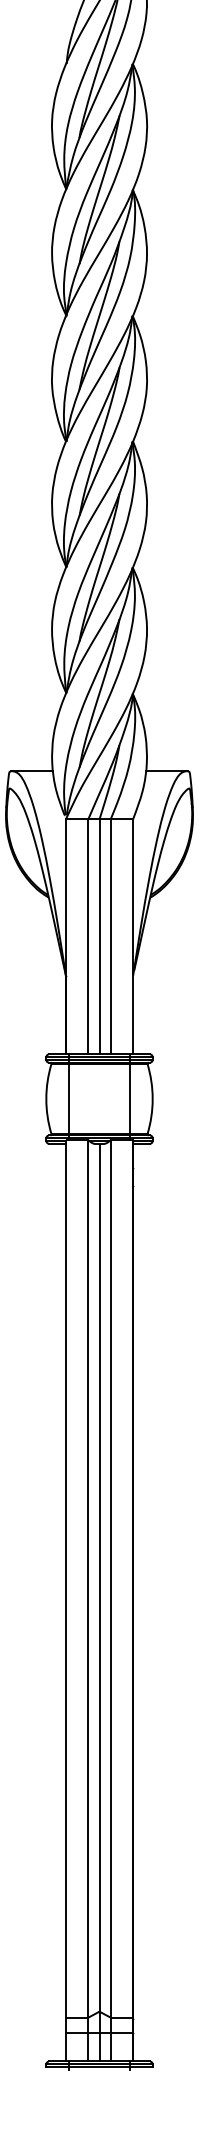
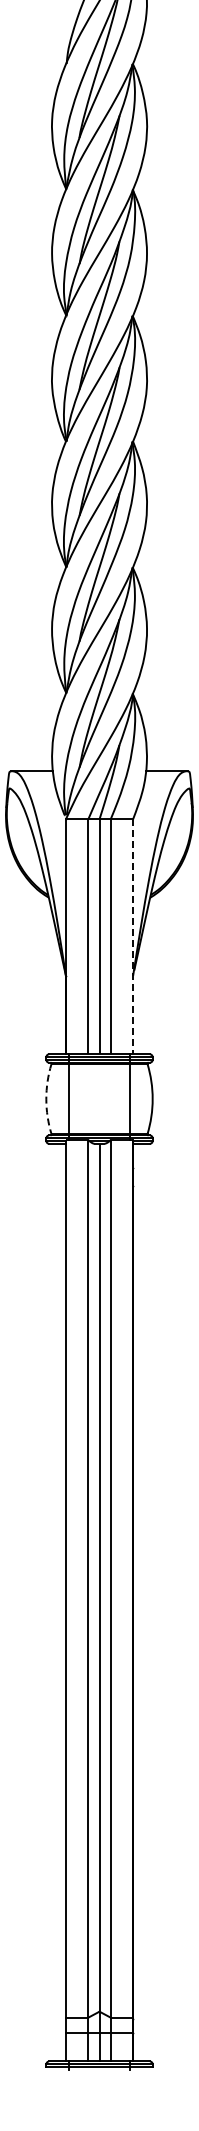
line: solid -> dashed (133, 936)
arc: solid -> dashed (46, 1099)
